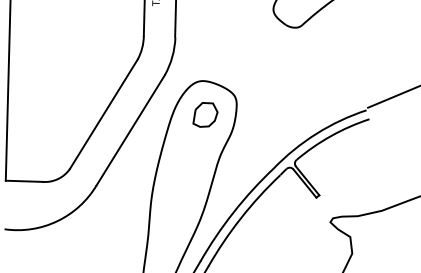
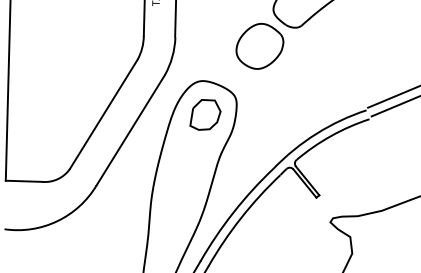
part: none -> present (259, 46)
line: none -> present (394, 106)
part size: 27x26 px -> 33x32 px (205, 114)
